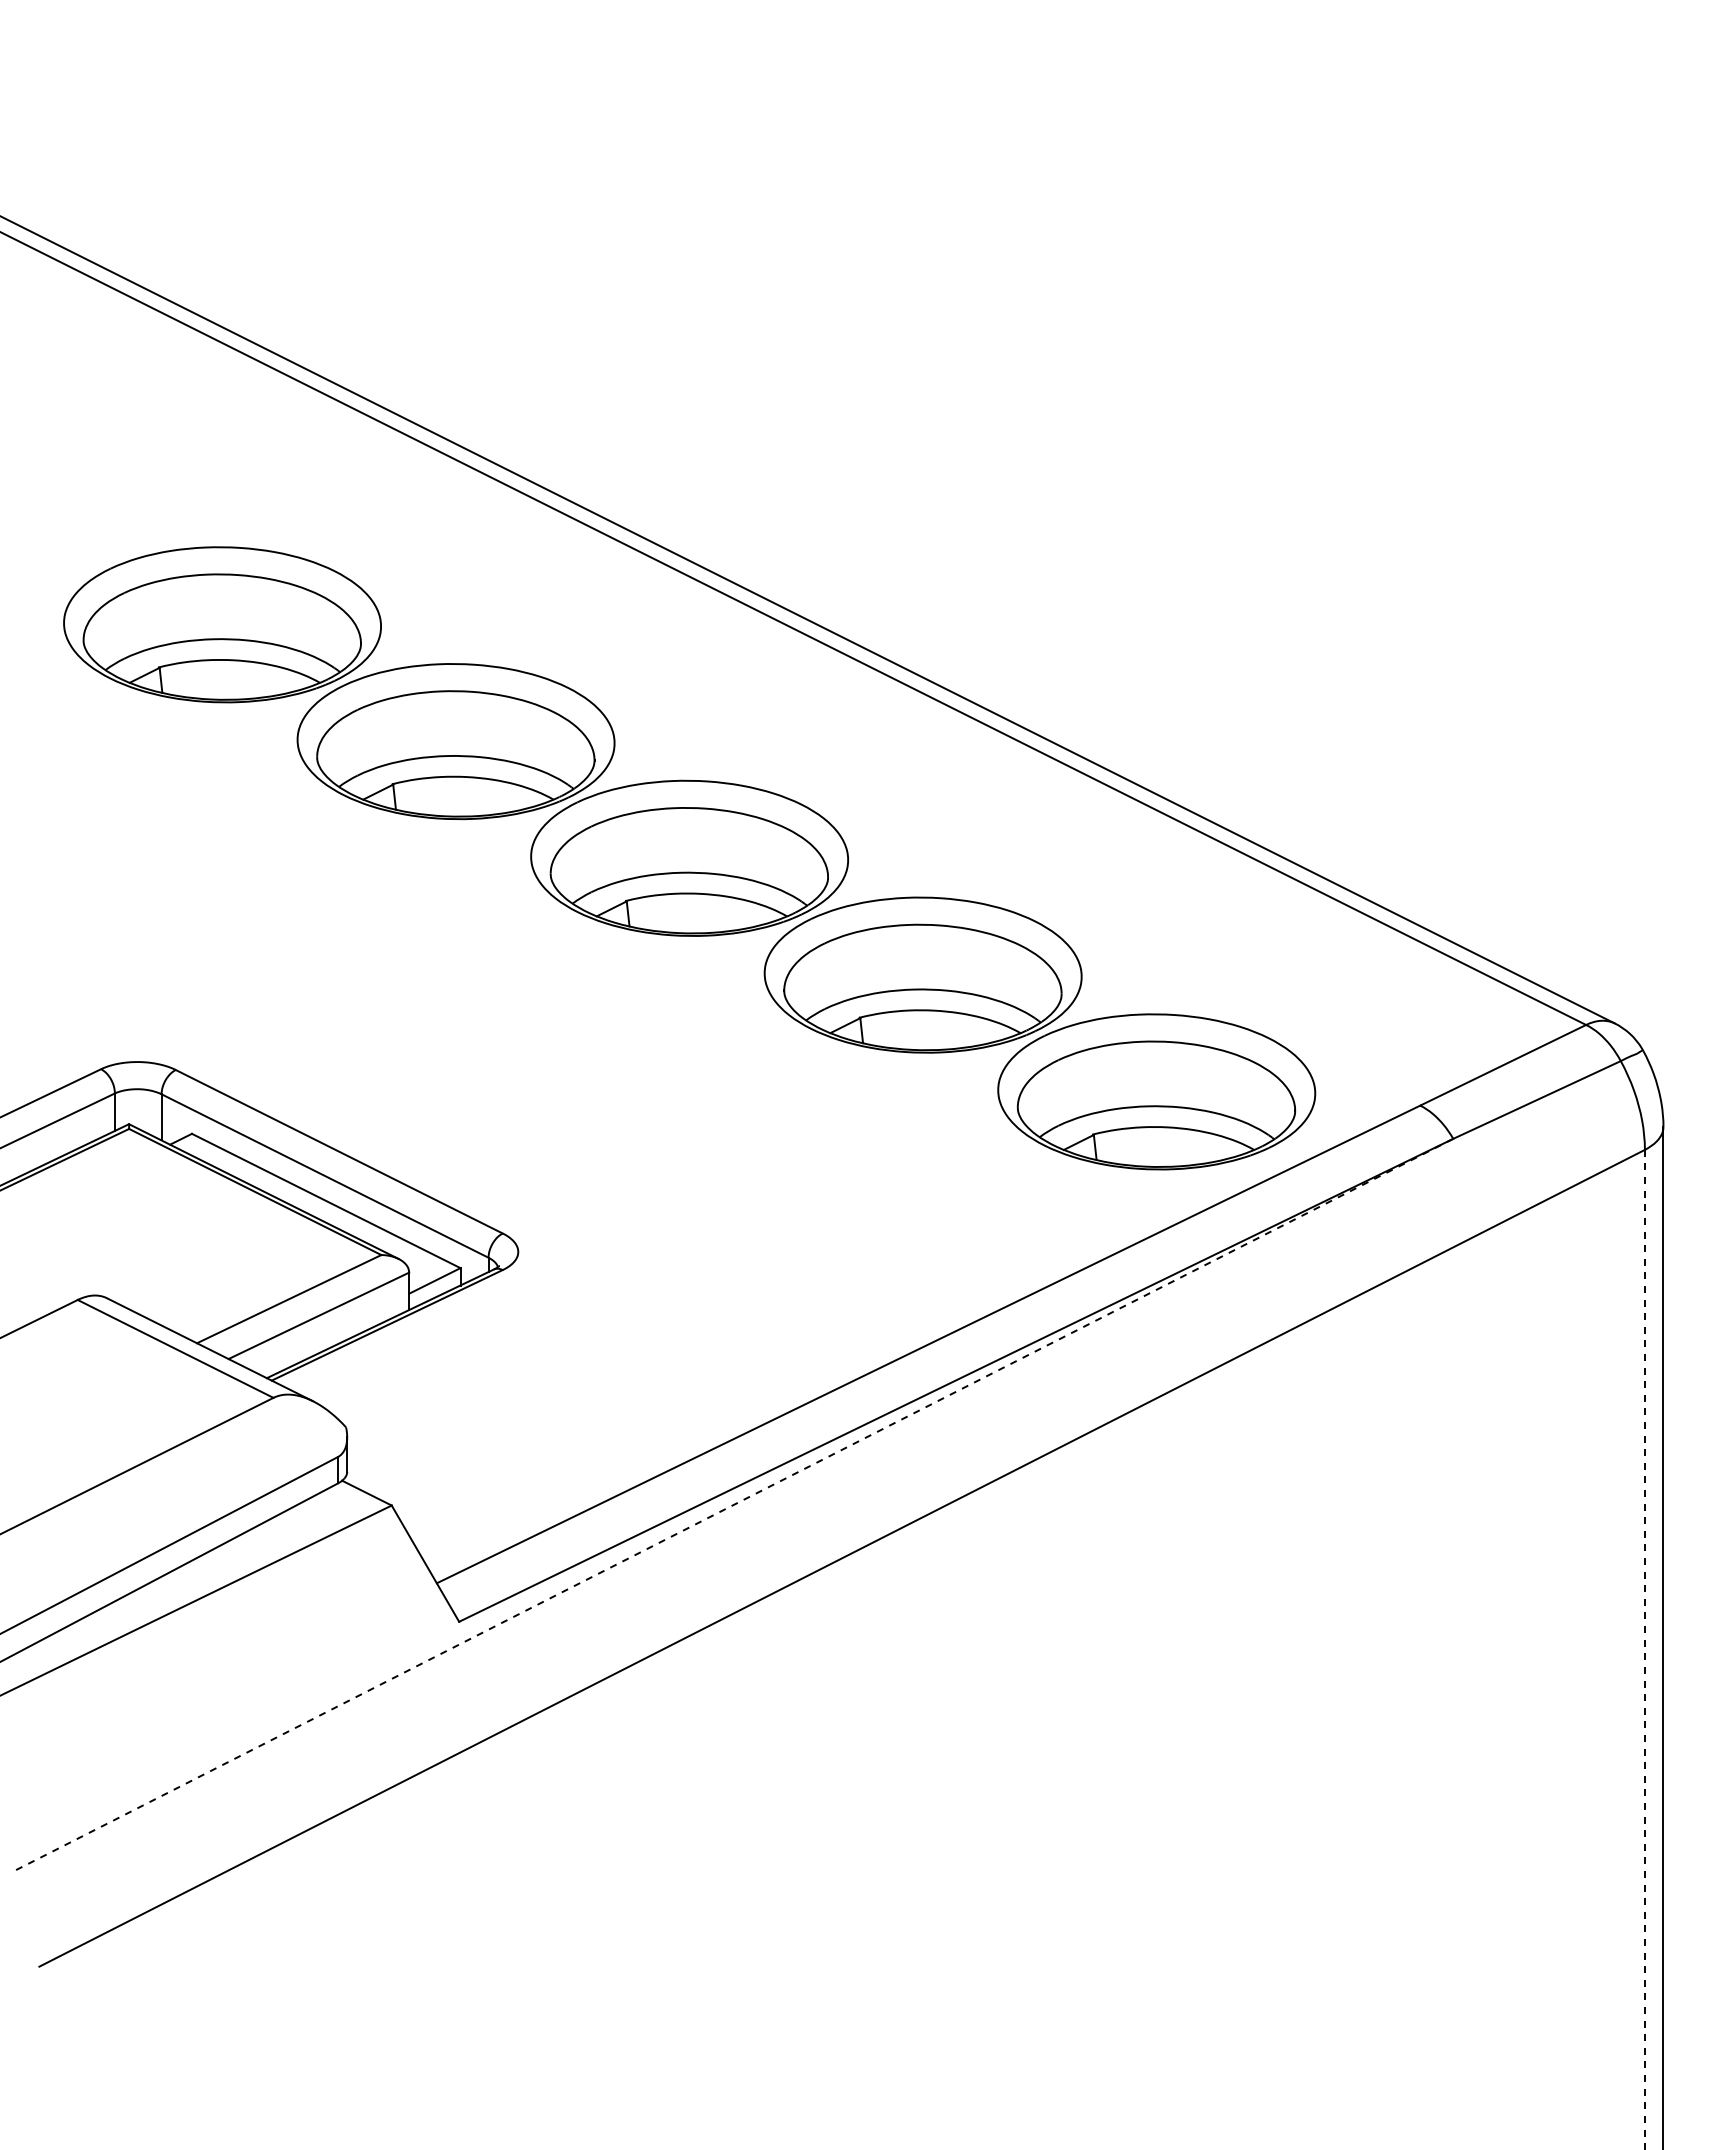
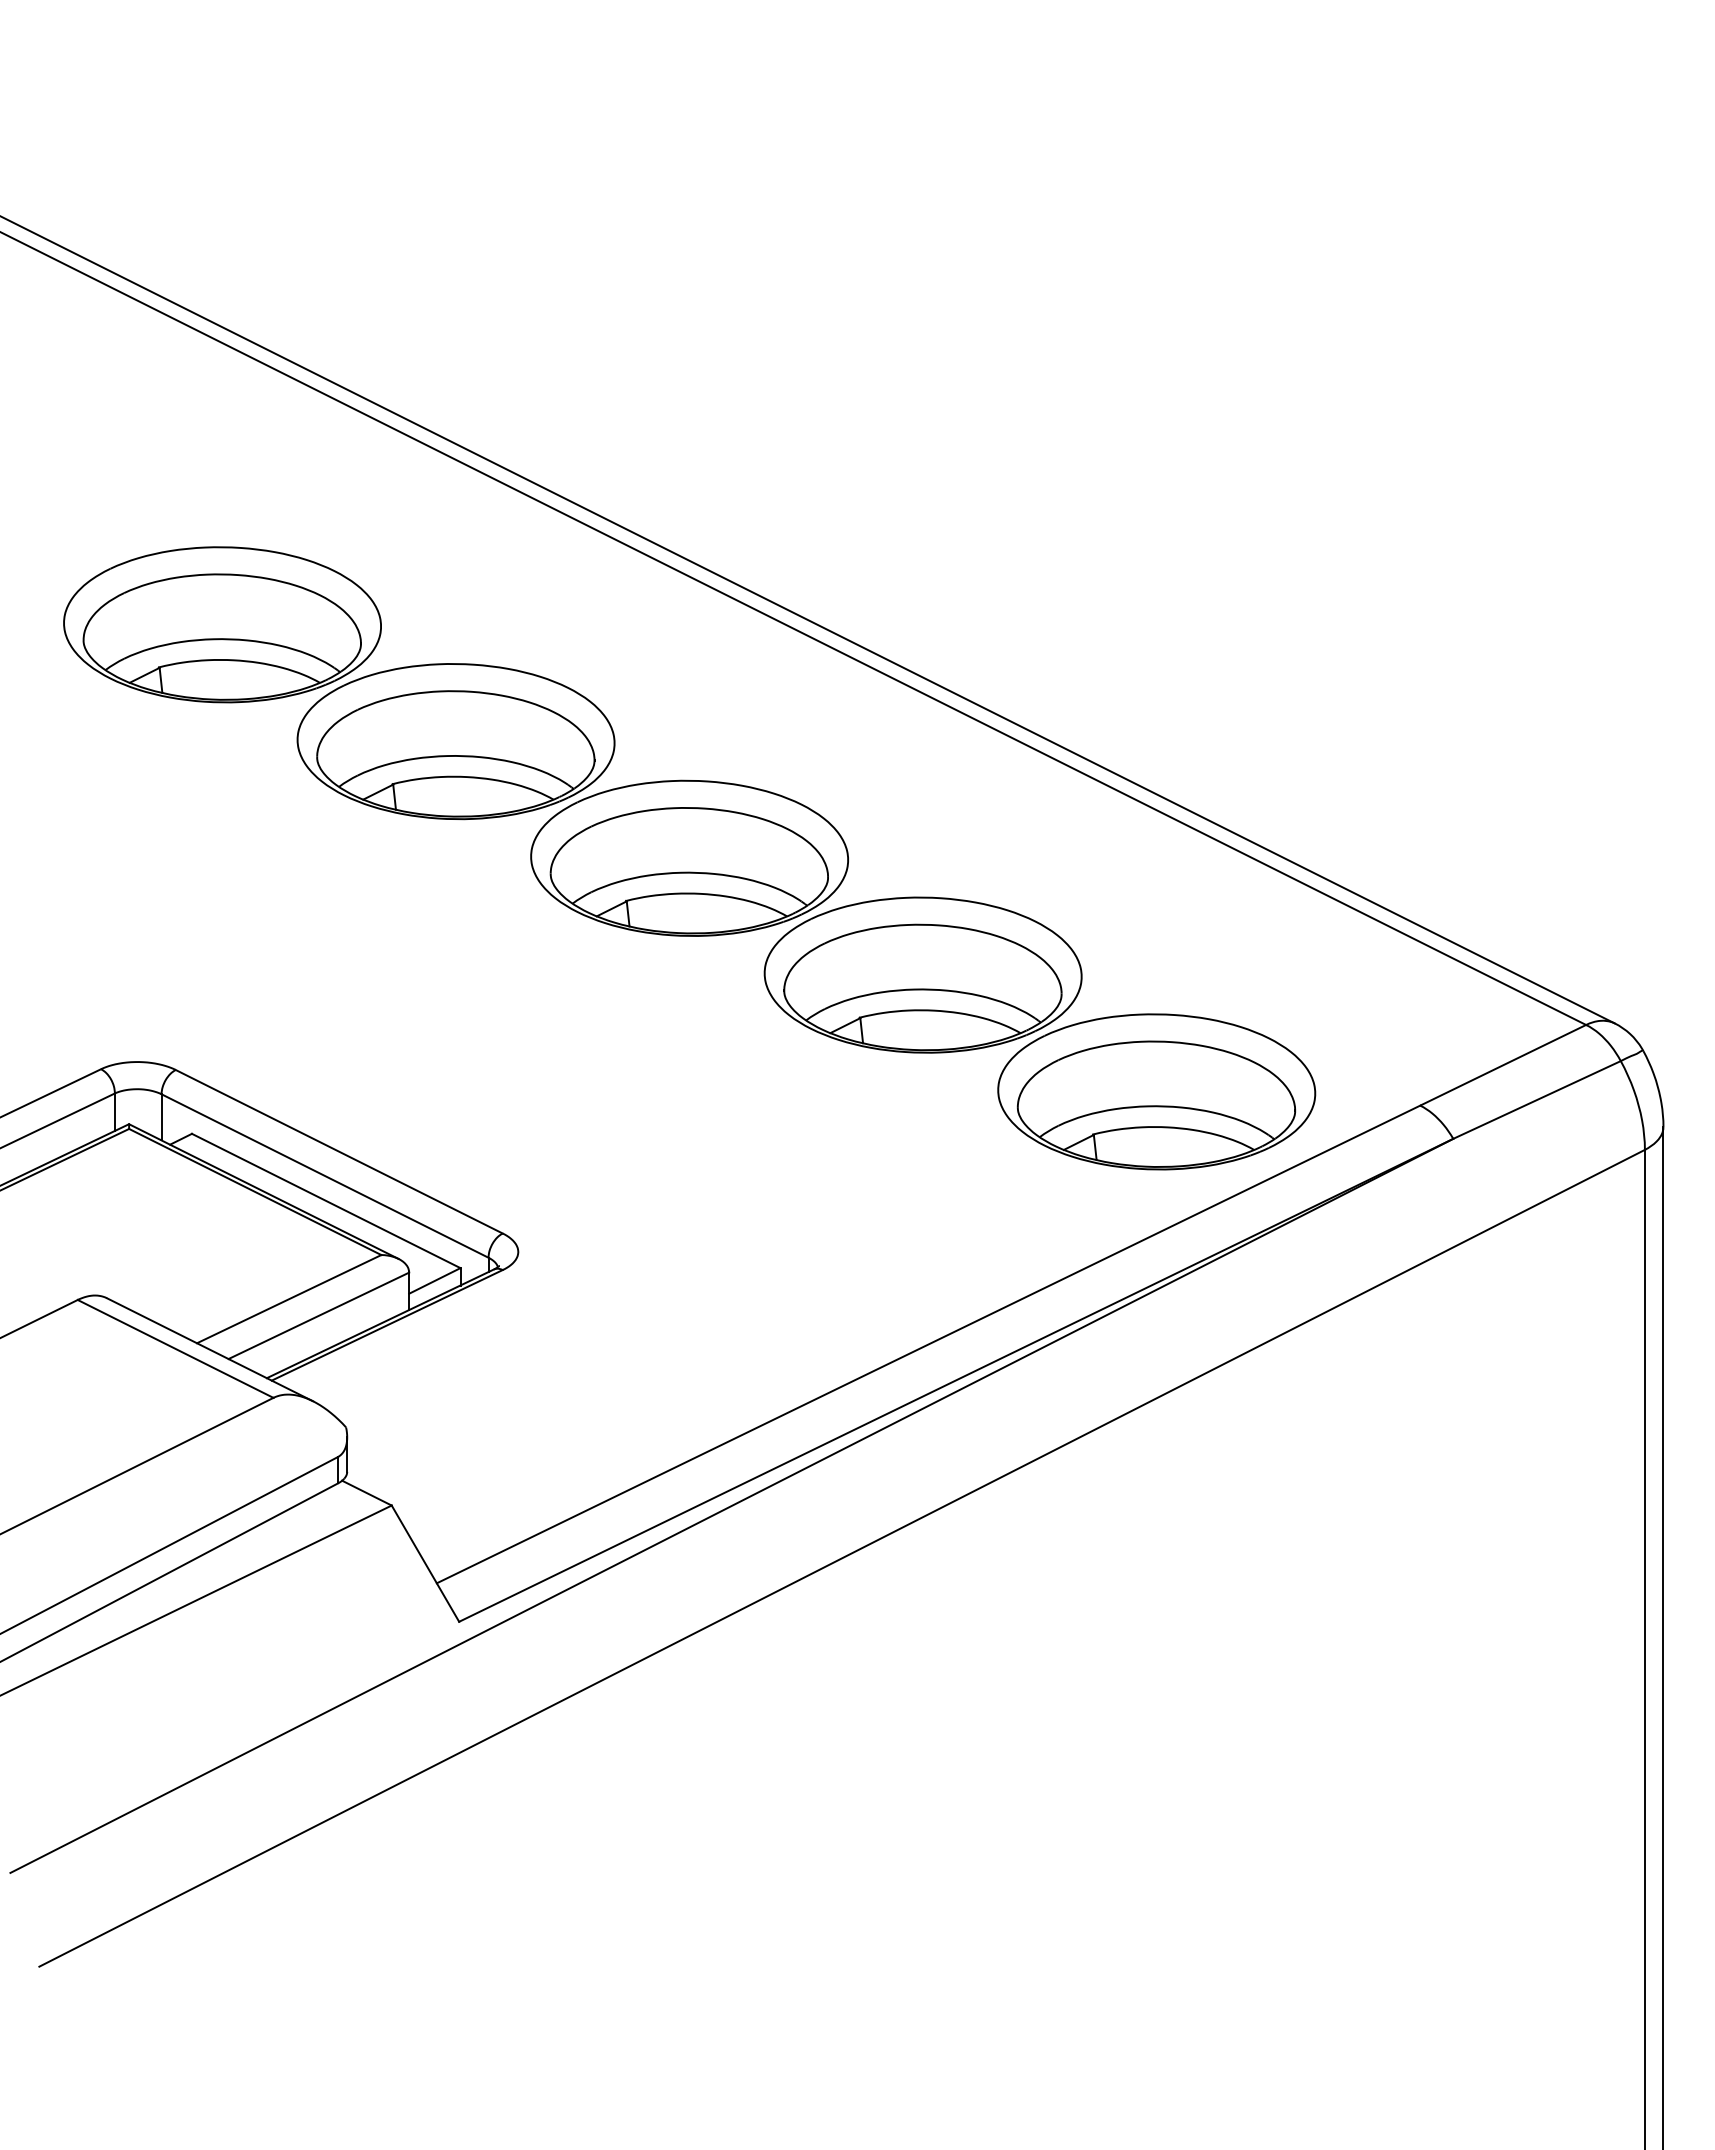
line: dashed -> solid (731, 1506)
line: dashed -> solid (1644, 1649)
